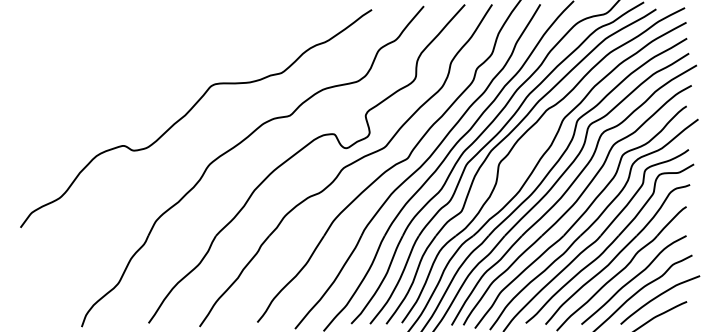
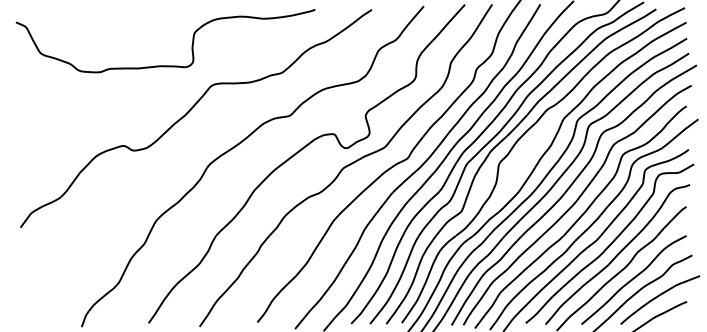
curve: none -> present (165, 65)
